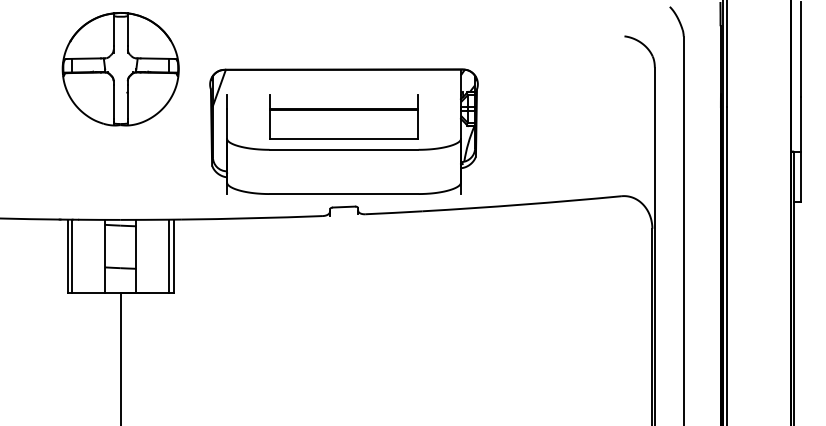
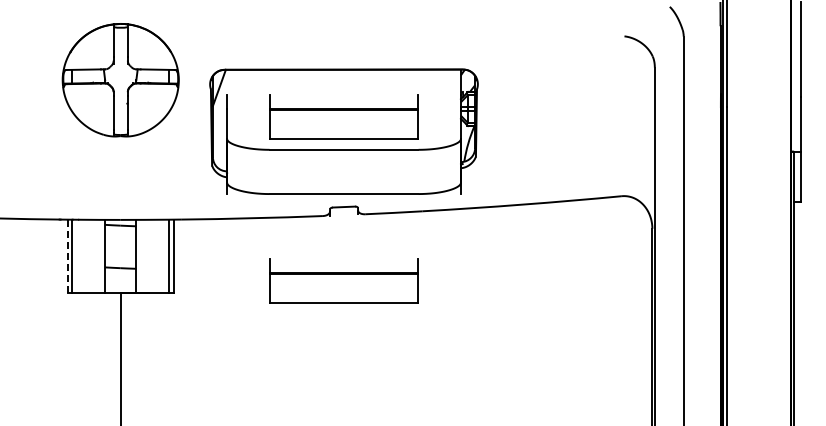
part position: (120, 69) -> (120, 80) (120, 80)
line: solid -> dashed (67, 256)
part: none -> present (343, 280)
